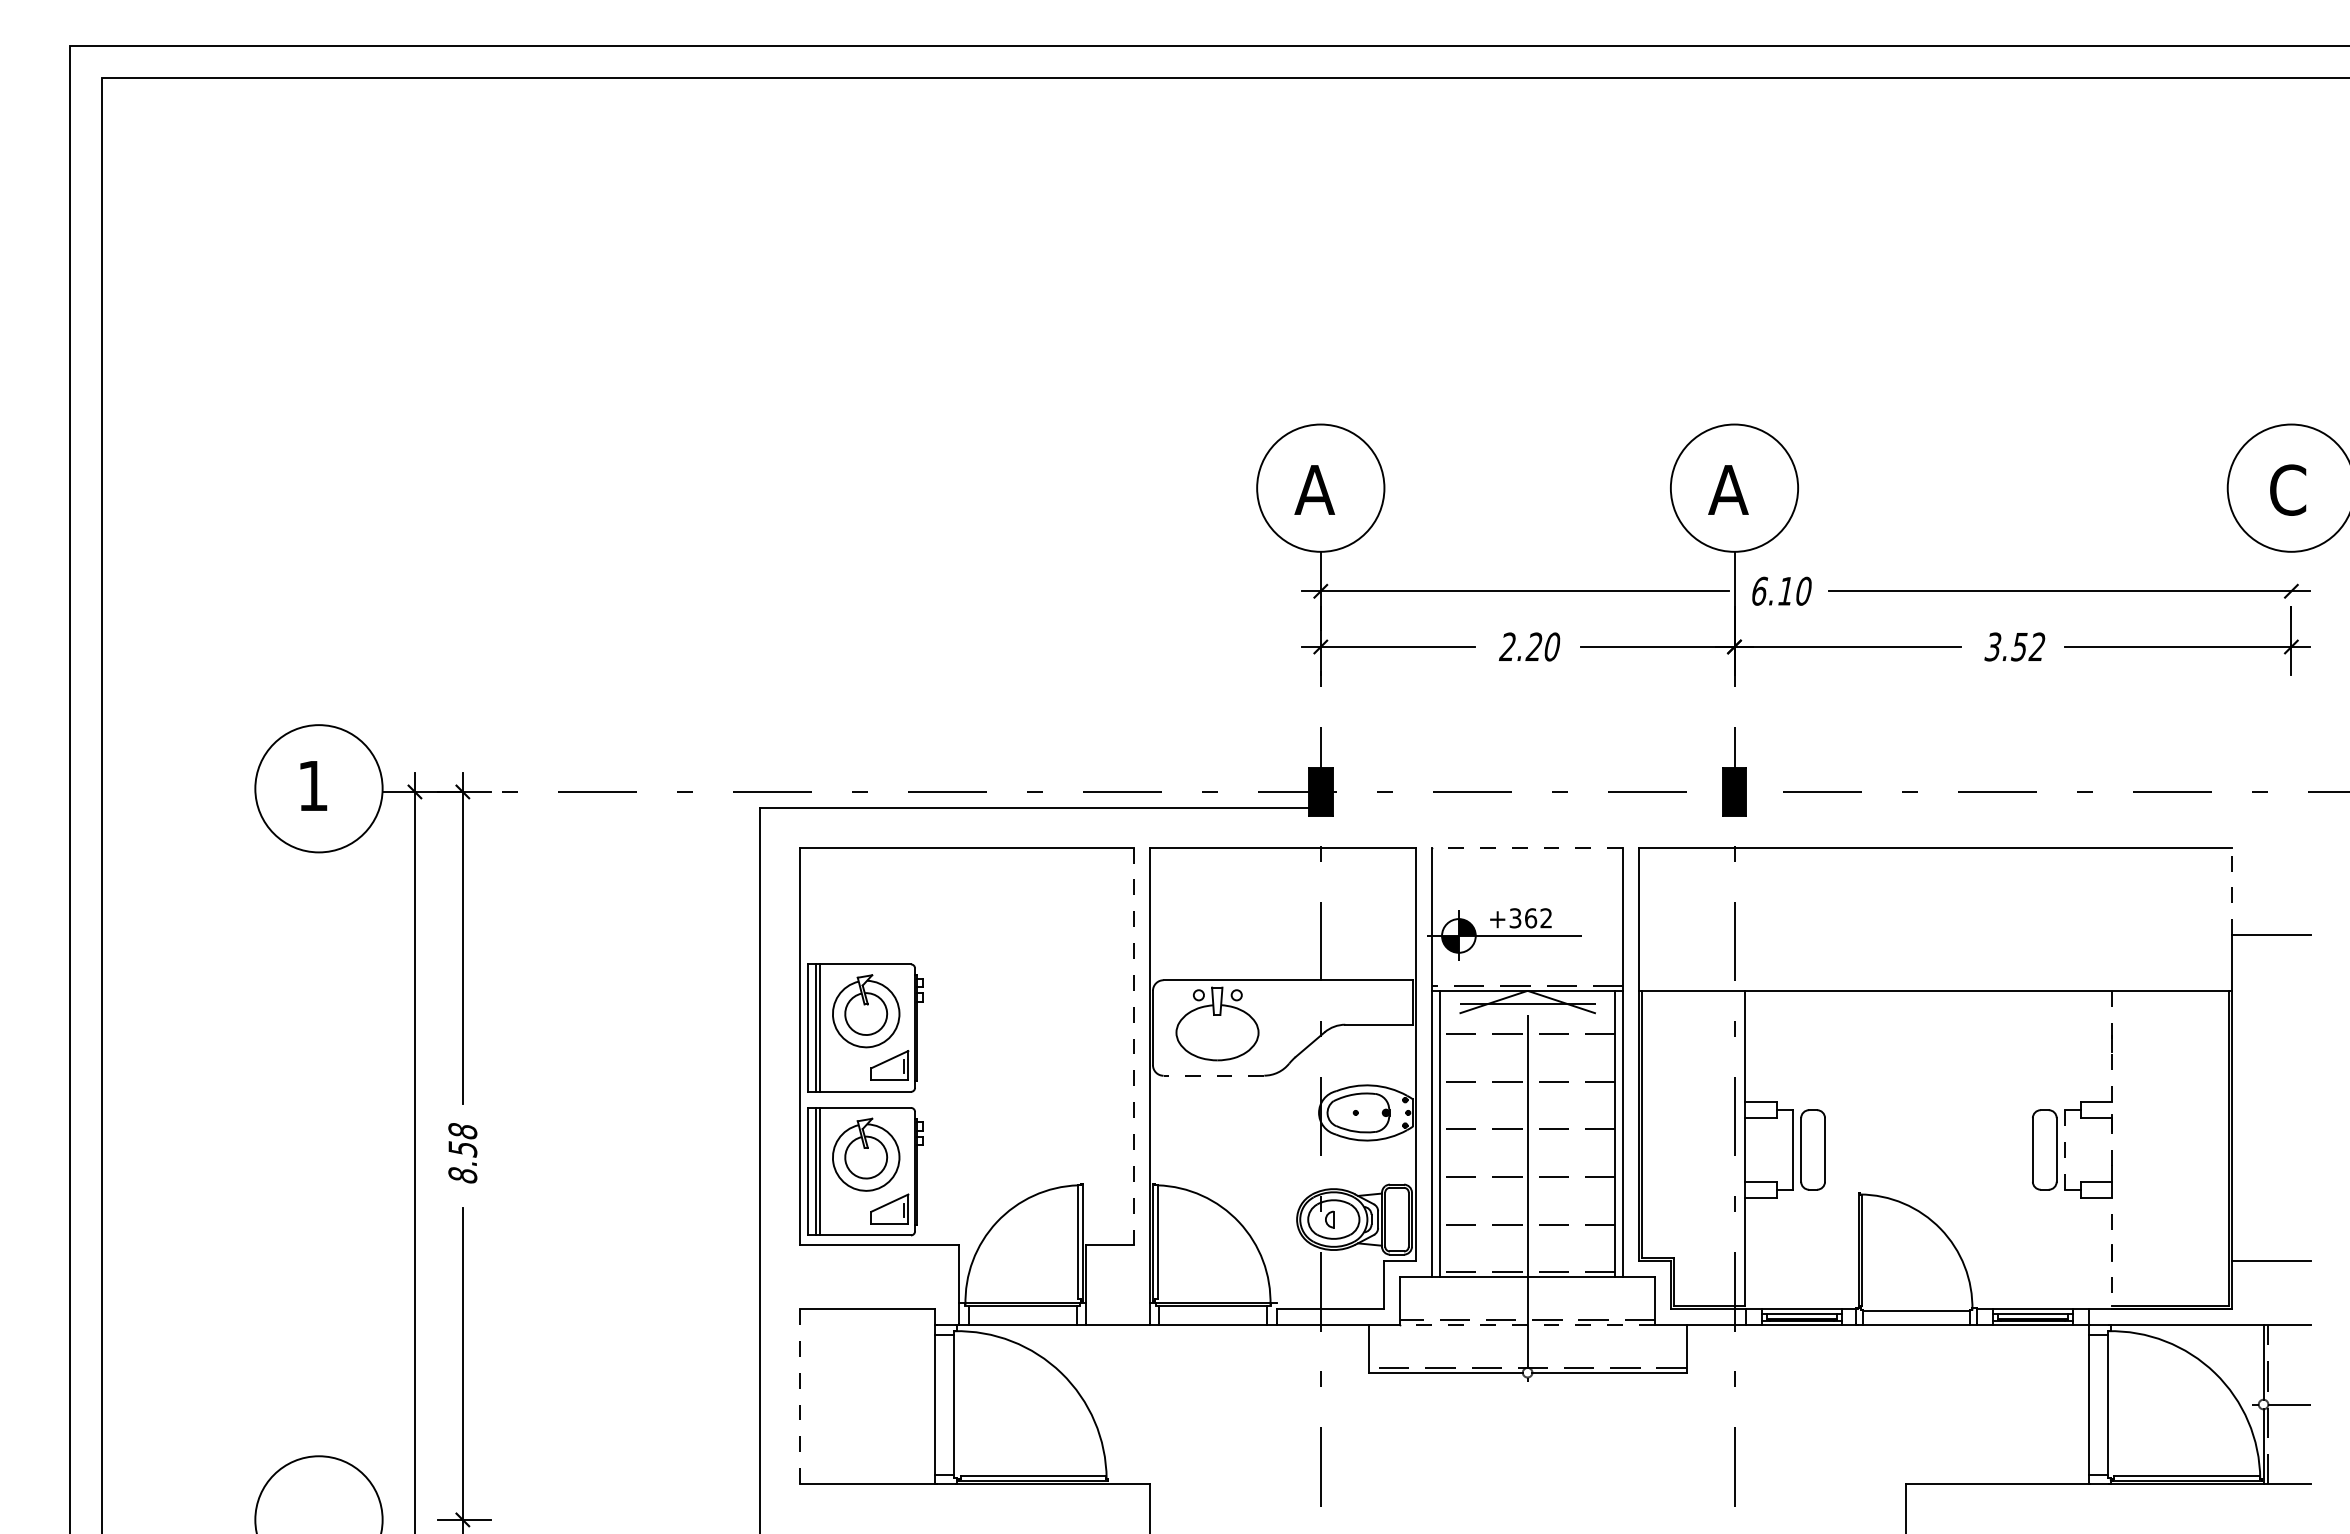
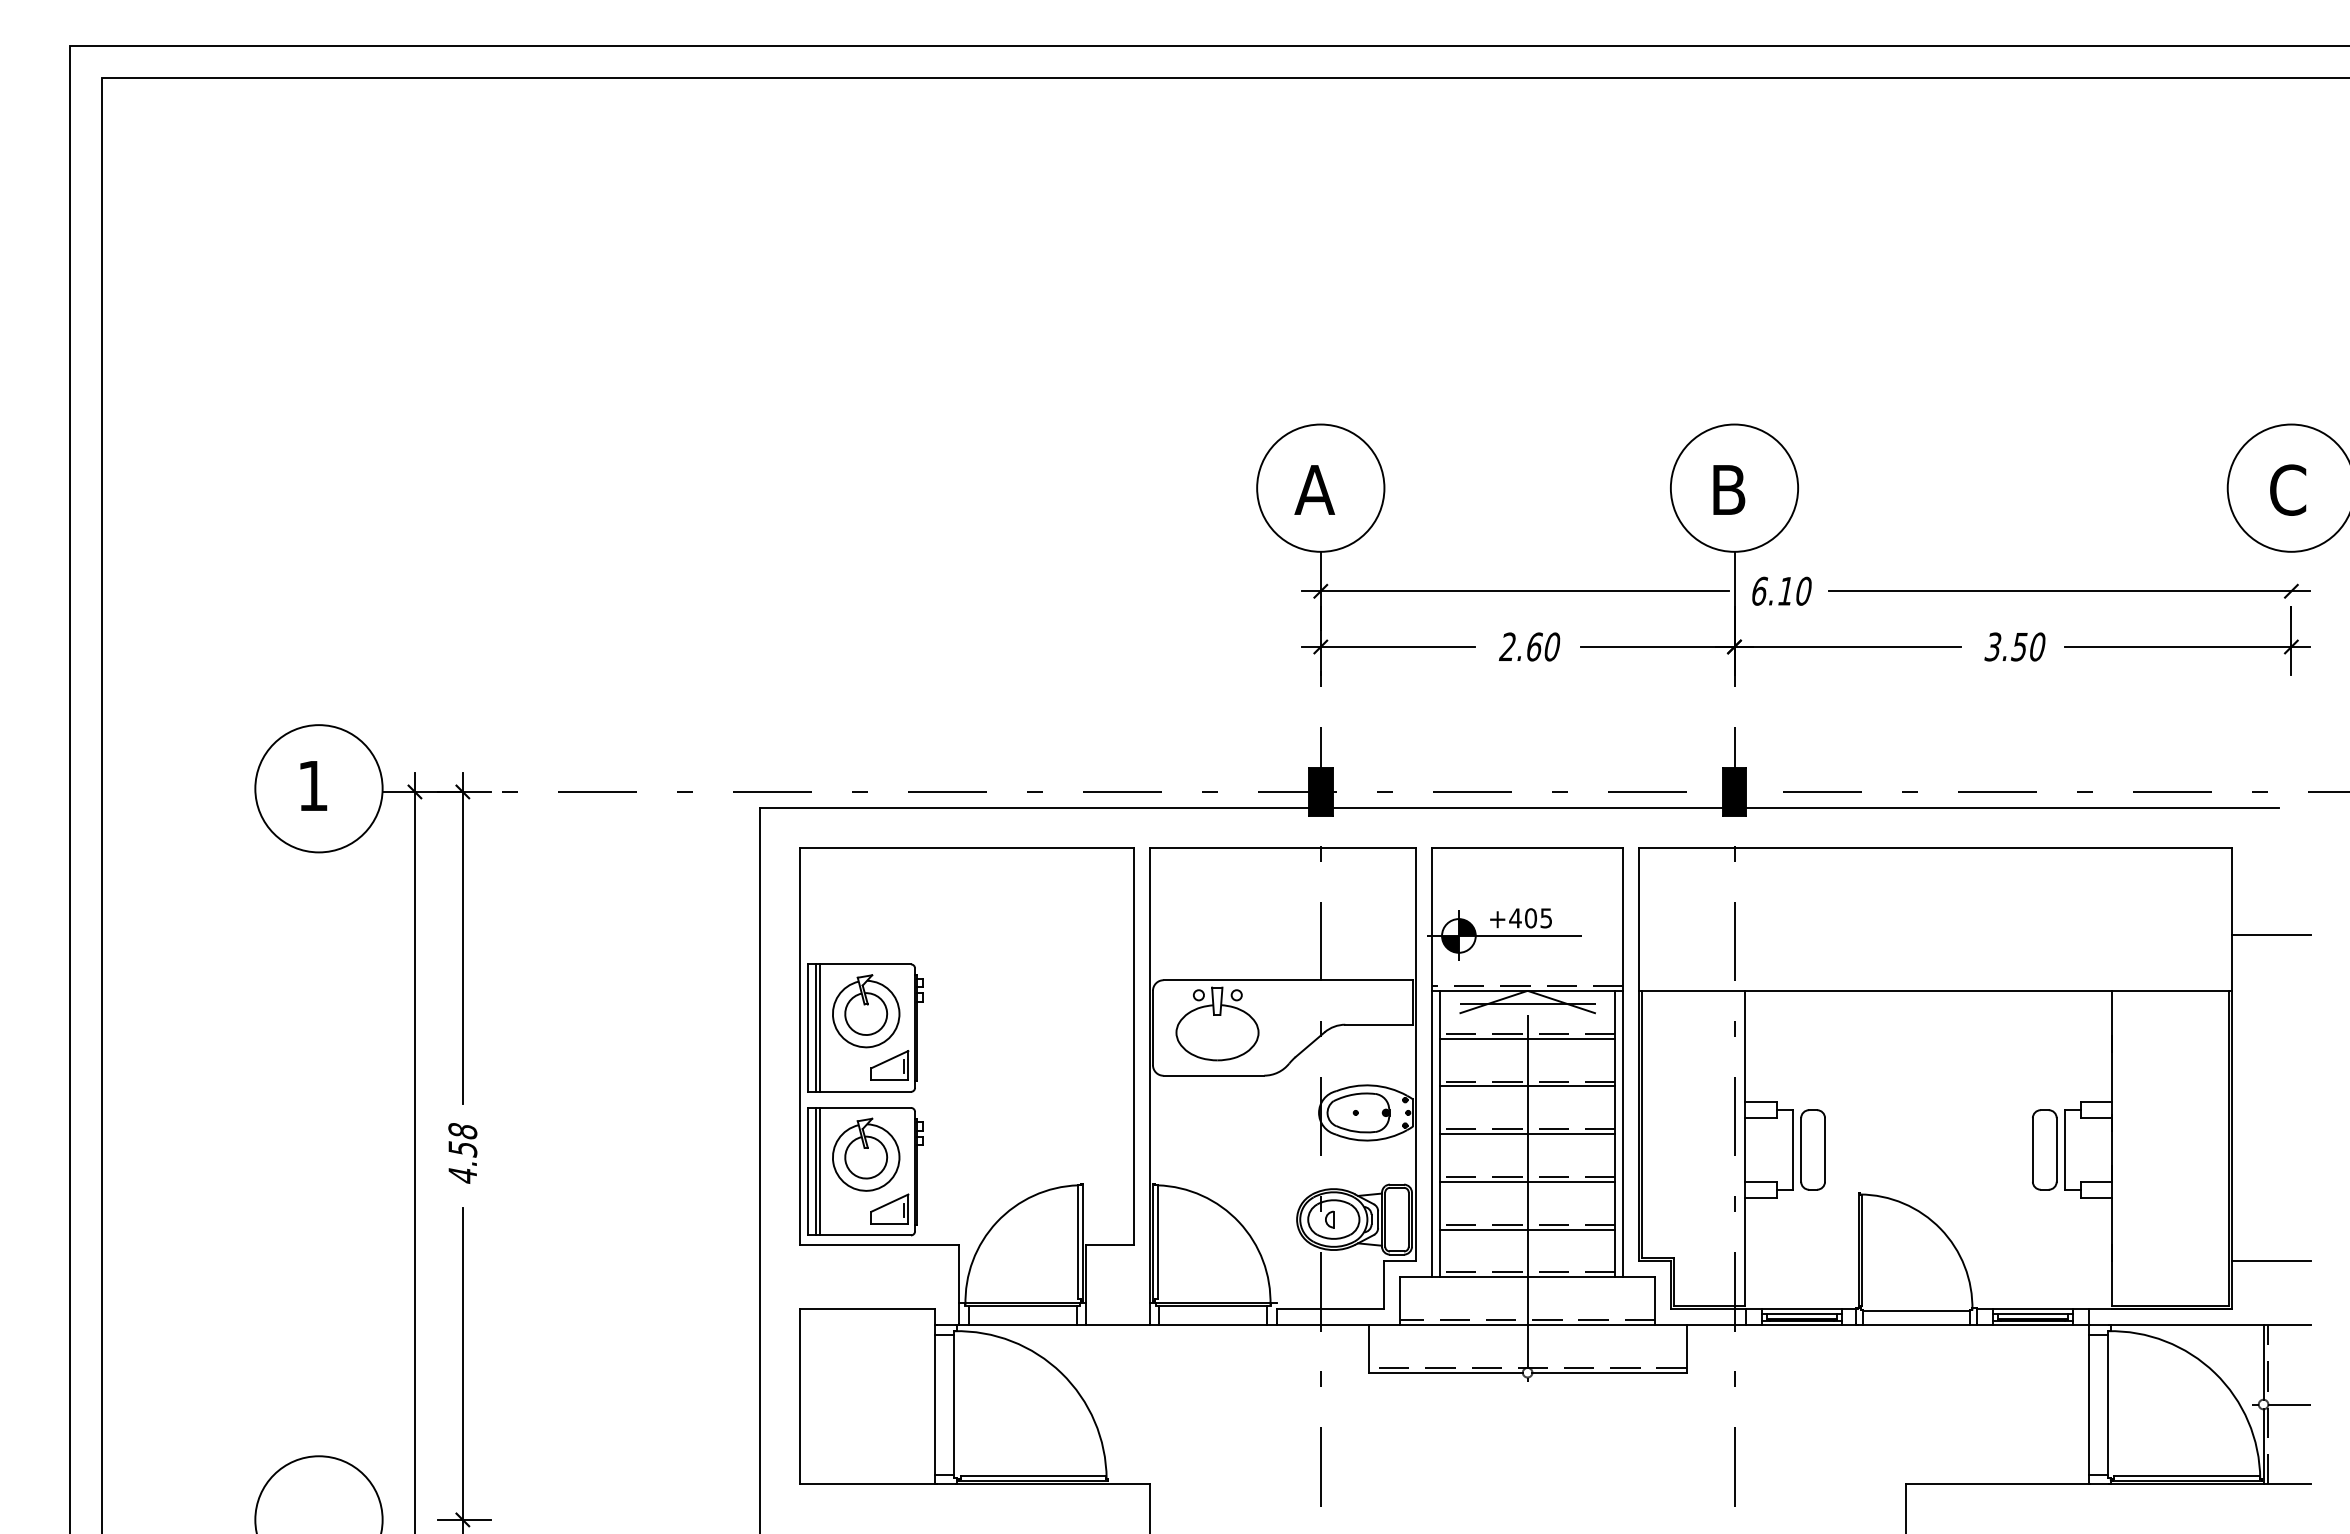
text: A -> B (1728, 489)
text: 2.20 -> 2.60 (1533, 646)
text: 3.52 -> 3.50 (2036, 646)
line: none -> present (1527, 807)
line: none -> present (2012, 807)
line: dashed -> solid (1527, 847)
line: dashed -> solid (2231, 891)
text: +362 -> +405 (1530, 918)
line: none -> present (1527, 1038)
line: dashed -> solid (1133, 1046)
line: dashed -> solid (1213, 1075)
line: none -> present (1527, 1086)
line: none -> present (1527, 1134)
line: dashed -> solid (2112, 1148)
line: dashed -> solid (2064, 1149)
text: 8.58 -> 4.58 (462, 1175)
line: none -> present (1527, 1181)
line: none -> present (1527, 1229)
line: dashed -> solid (1527, 1324)
line: dashed -> solid (799, 1396)
